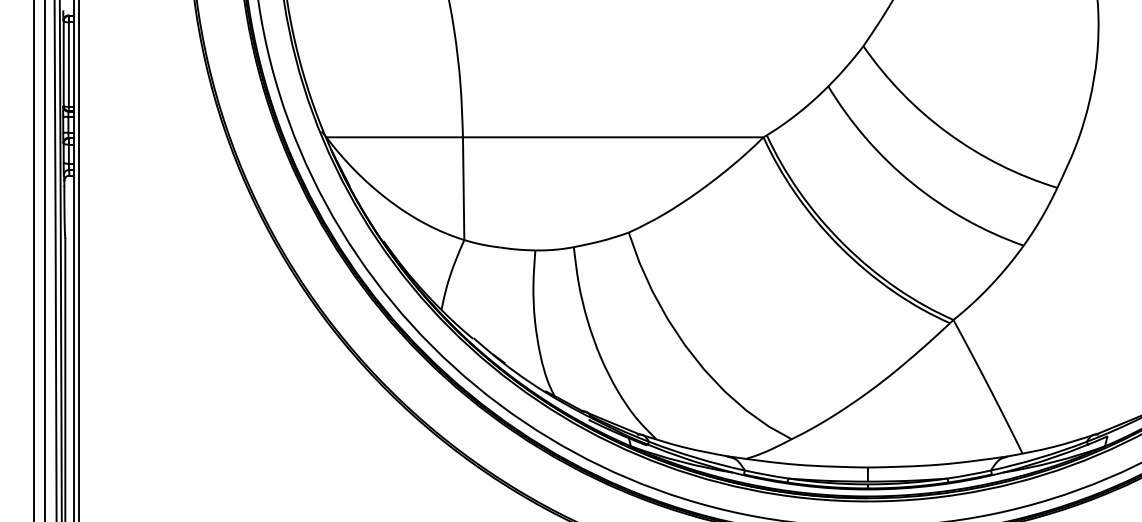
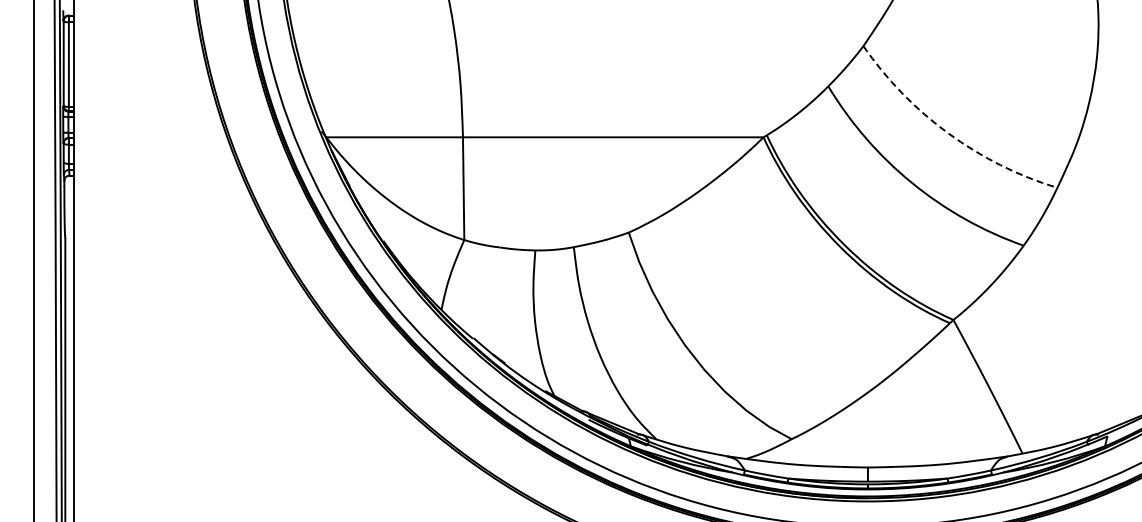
arc: solid -> dashed (948, 133)
line: present -> none (44, 260)
line: present -> none (78, 260)
